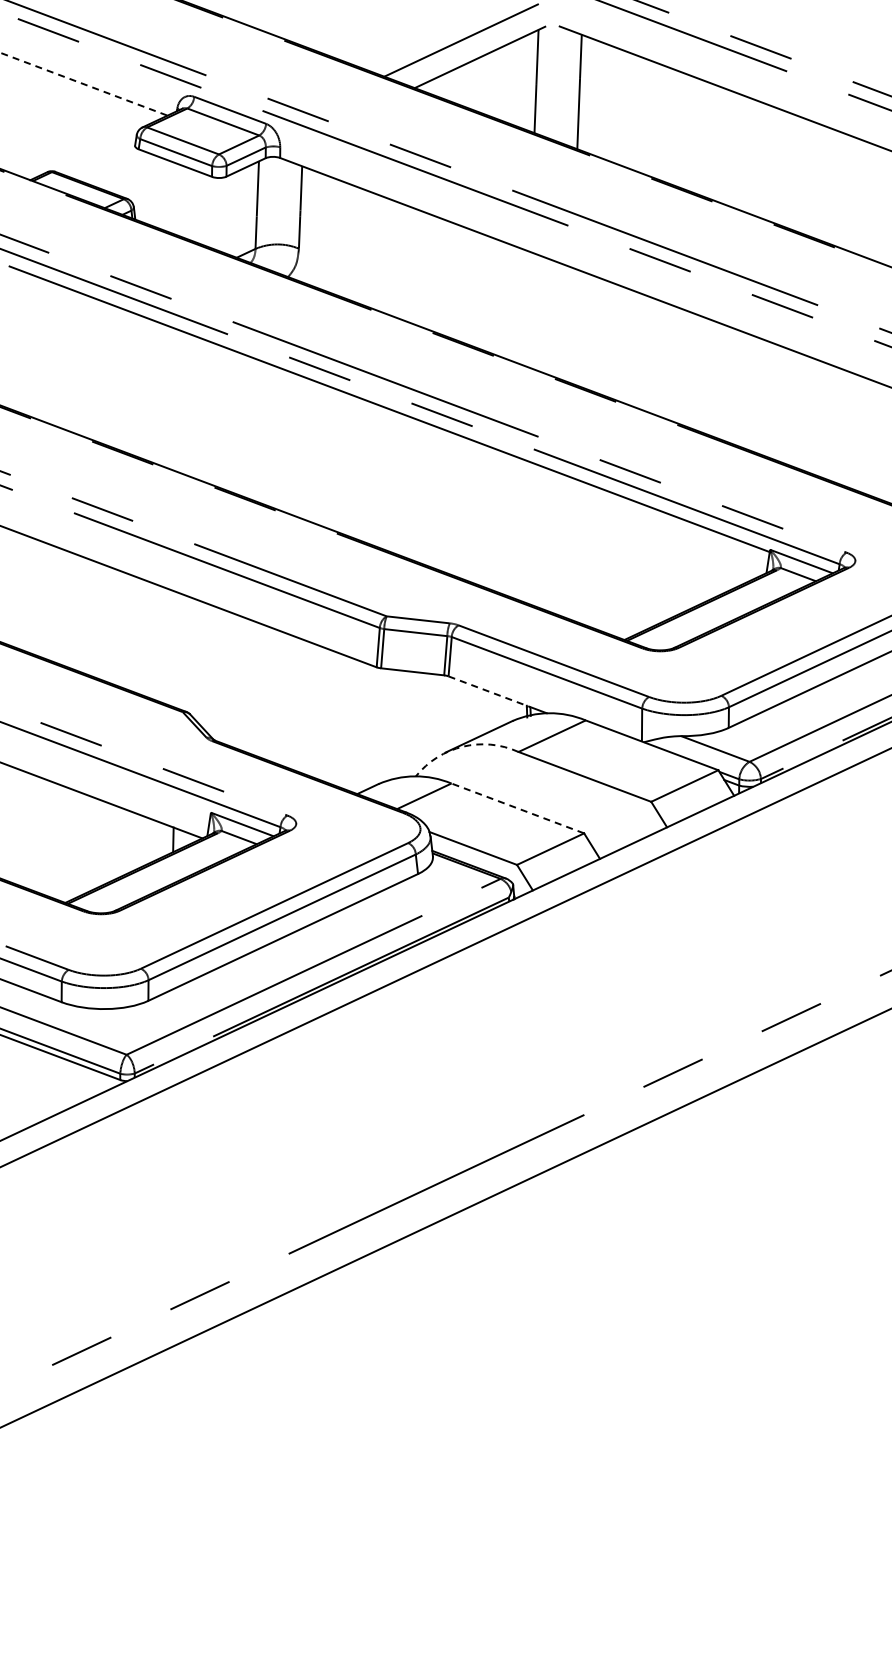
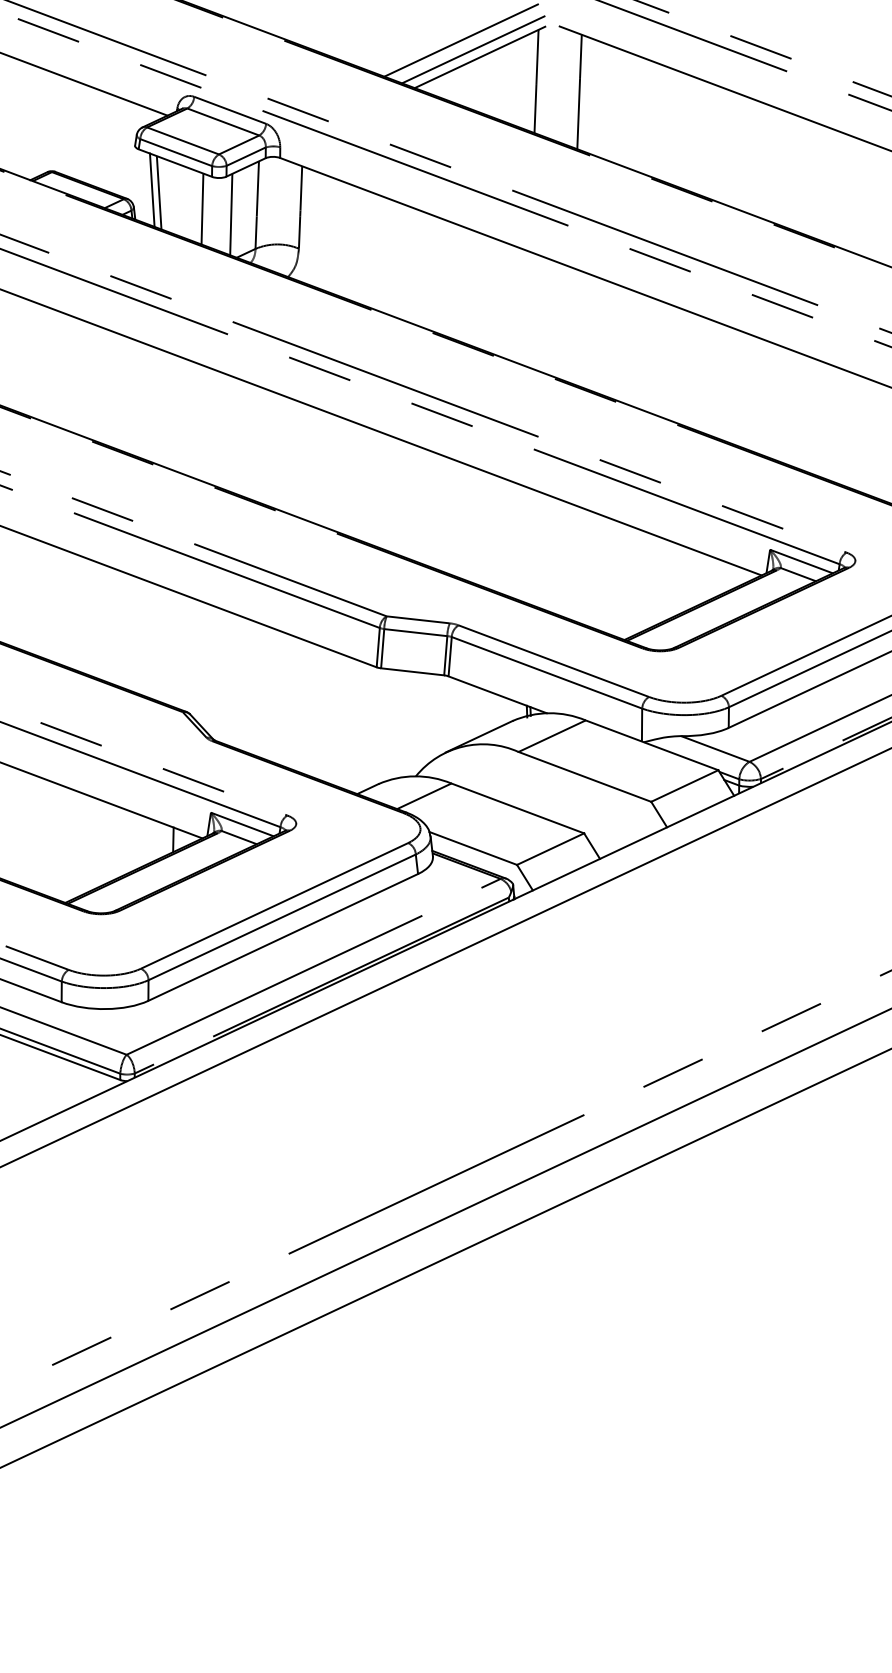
line: none -> present (473, 49)
line: dashed -> solid (84, 84)
line: none -> present (151, 189)
line: none -> present (158, 192)
line: none -> present (202, 208)
line: none -> present (231, 214)
line position: (389, 409) -> (381, 432) (381, 432)
line: dashed -> solid (489, 691)
arc: dashed -> solid (463, 746)
line: dashed -> solid (517, 808)
line: none -> present (445, 1258)
